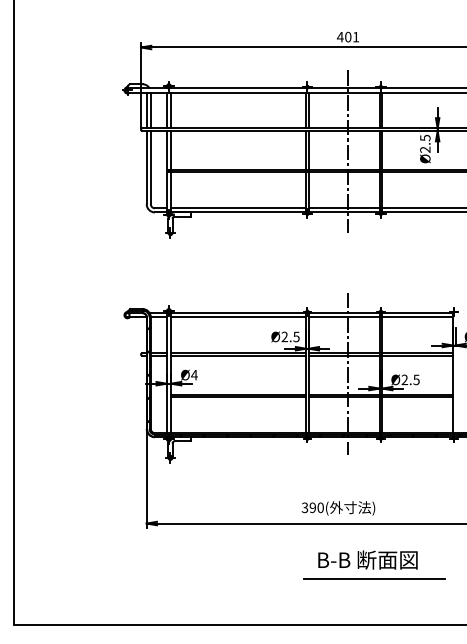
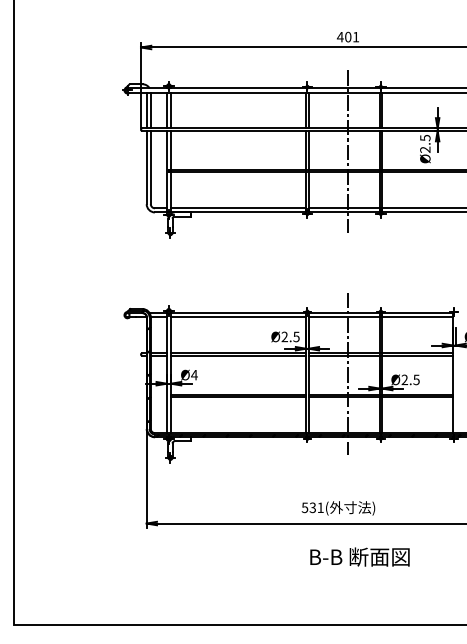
text: 390( -> 531( (312, 507)
text position: (367, 559) -> (359, 556) (359, 556)
line: present -> none (373, 578)
